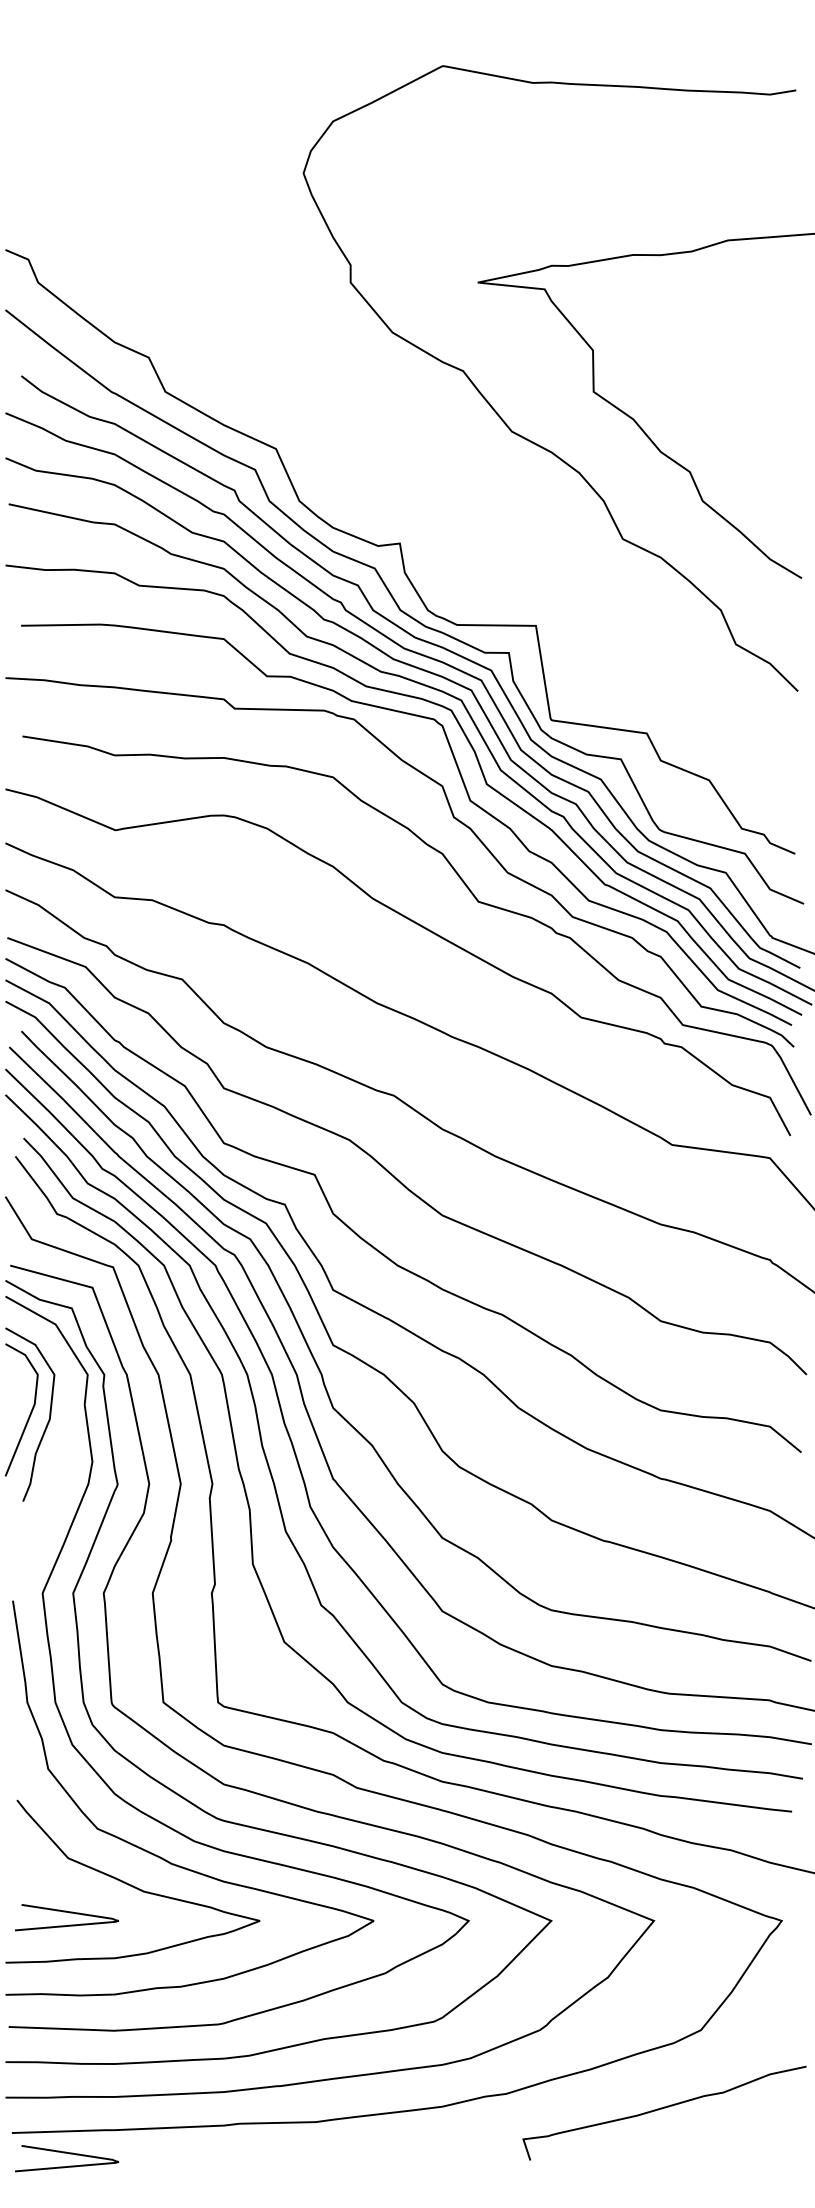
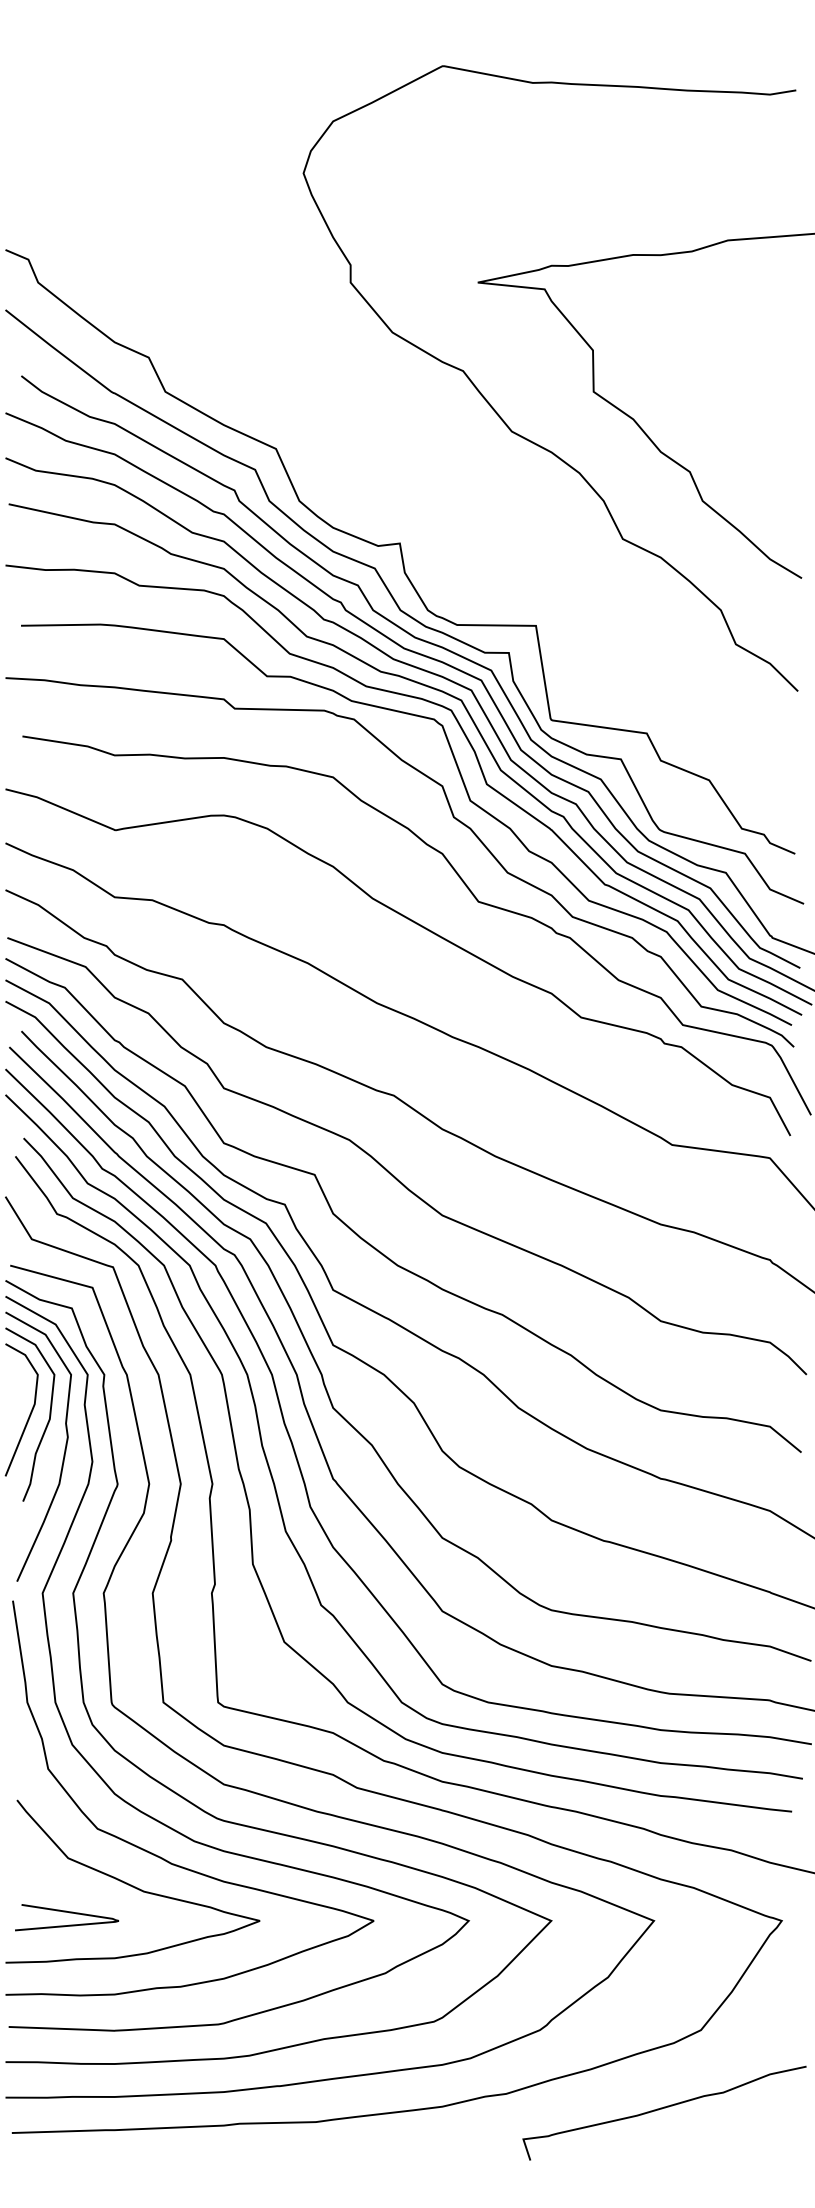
curve: none -> present (64, 1448)
curve: present -> none (66, 2153)
